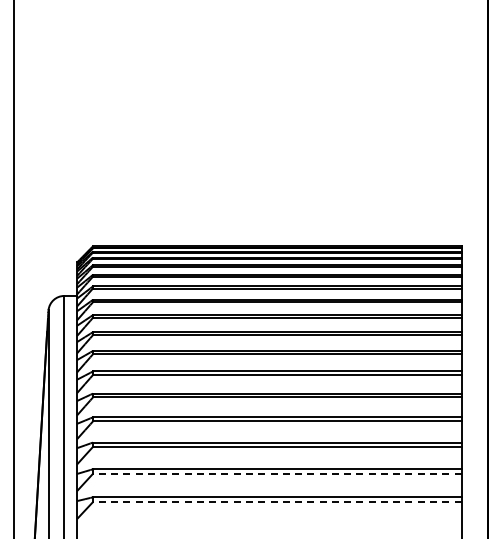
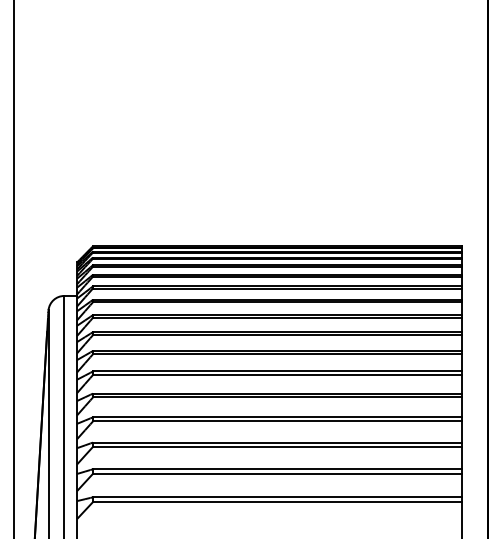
line: dashed -> solid (276, 473)
line: dashed -> solid (276, 502)
